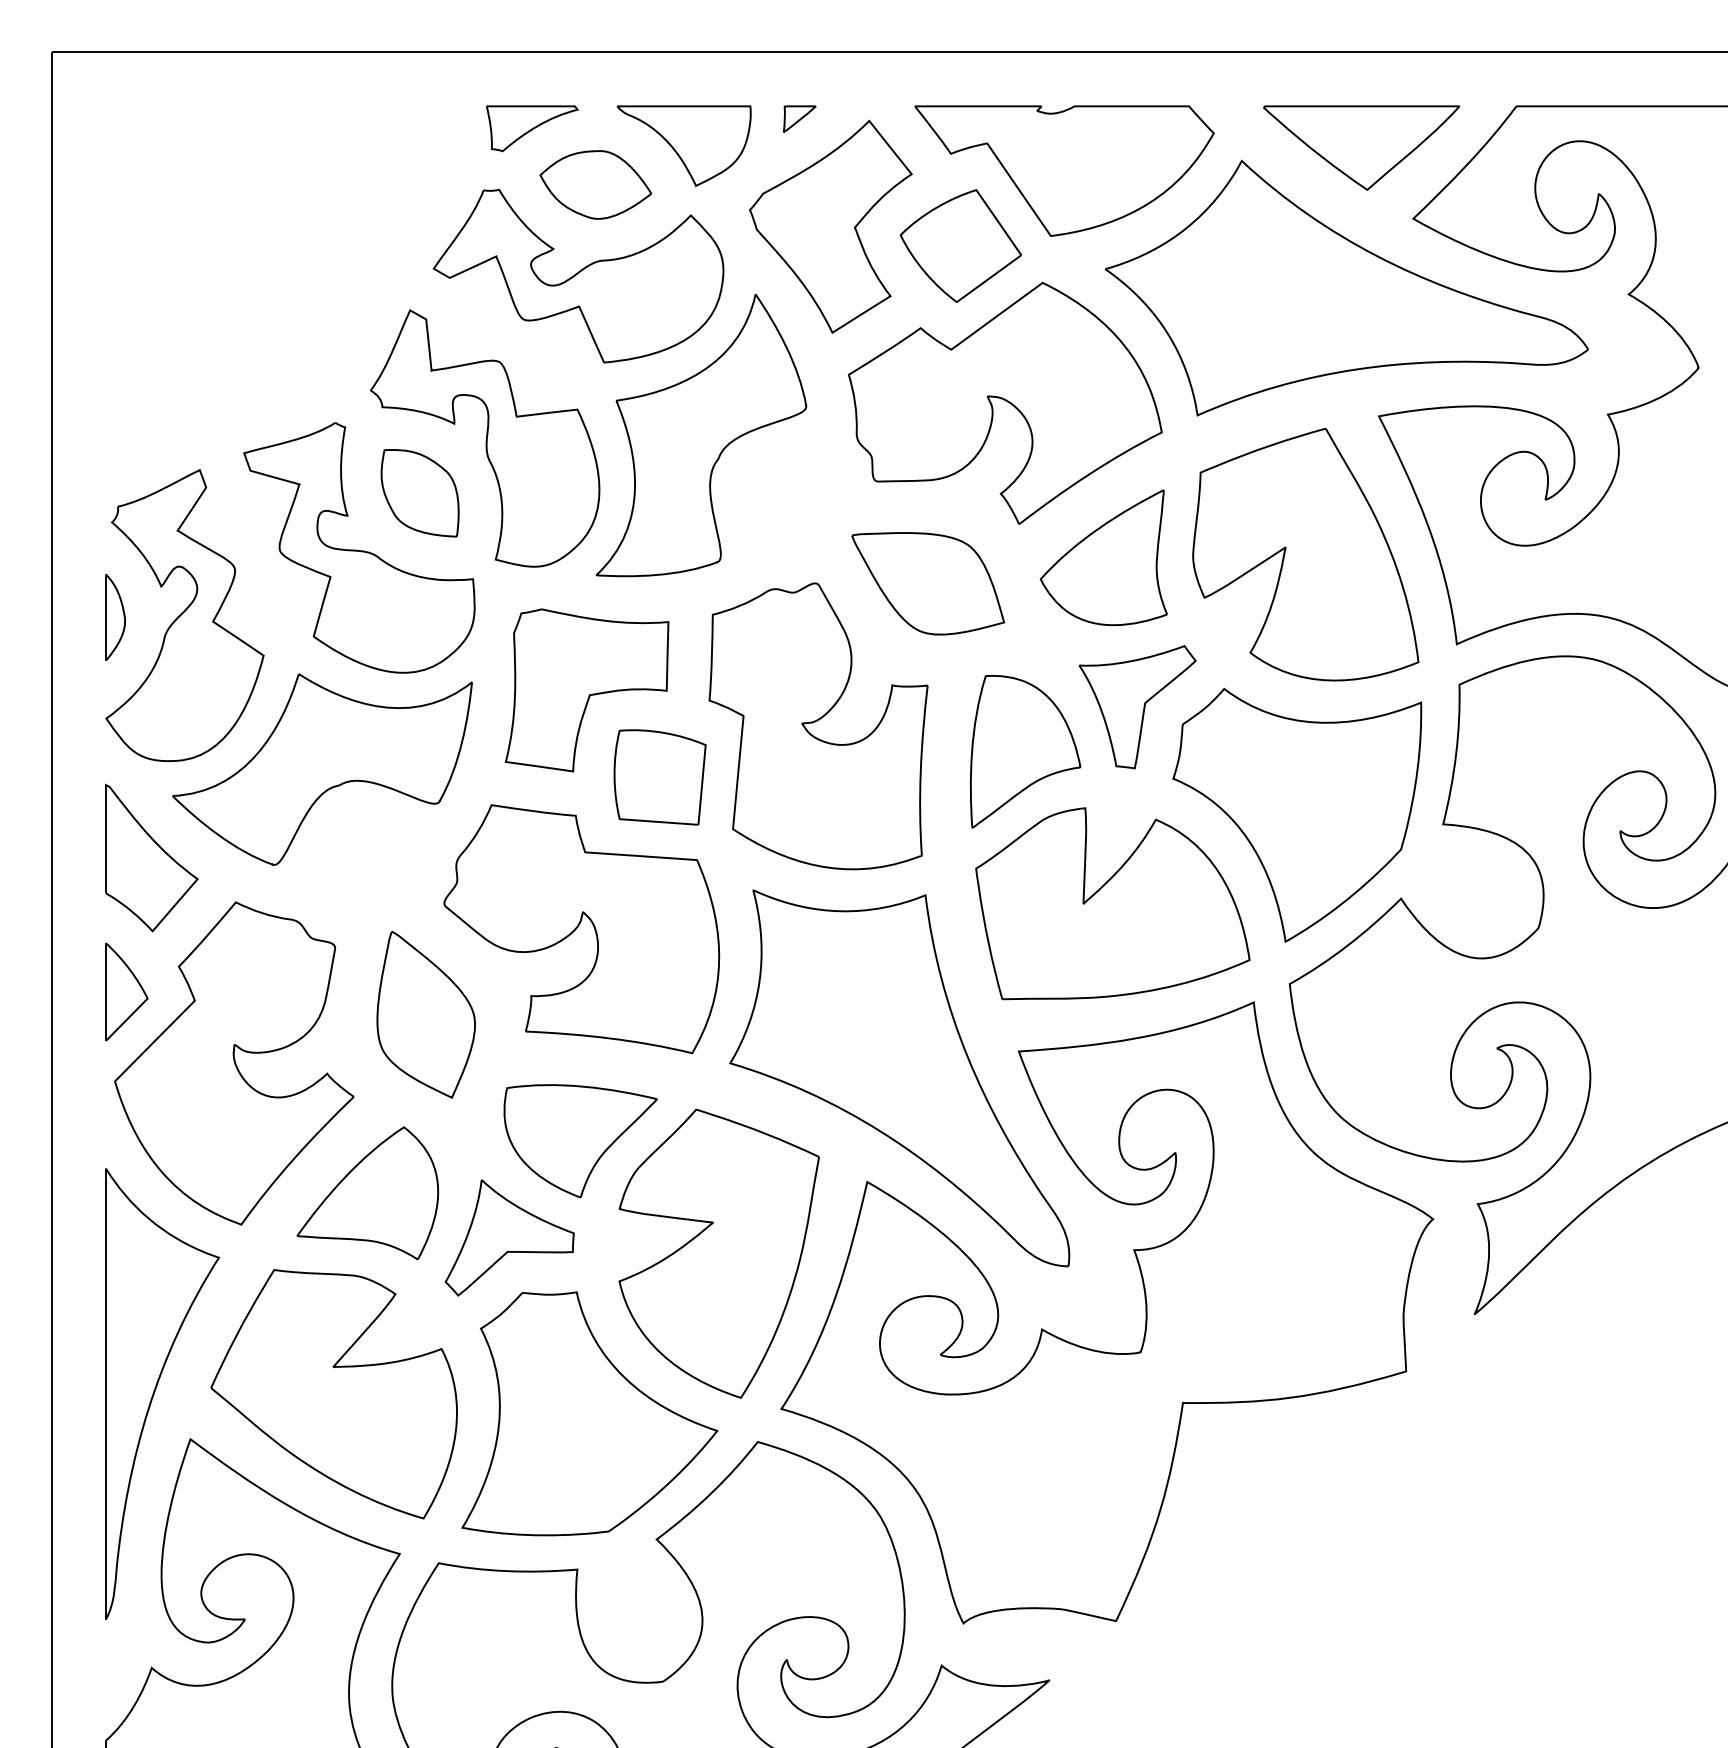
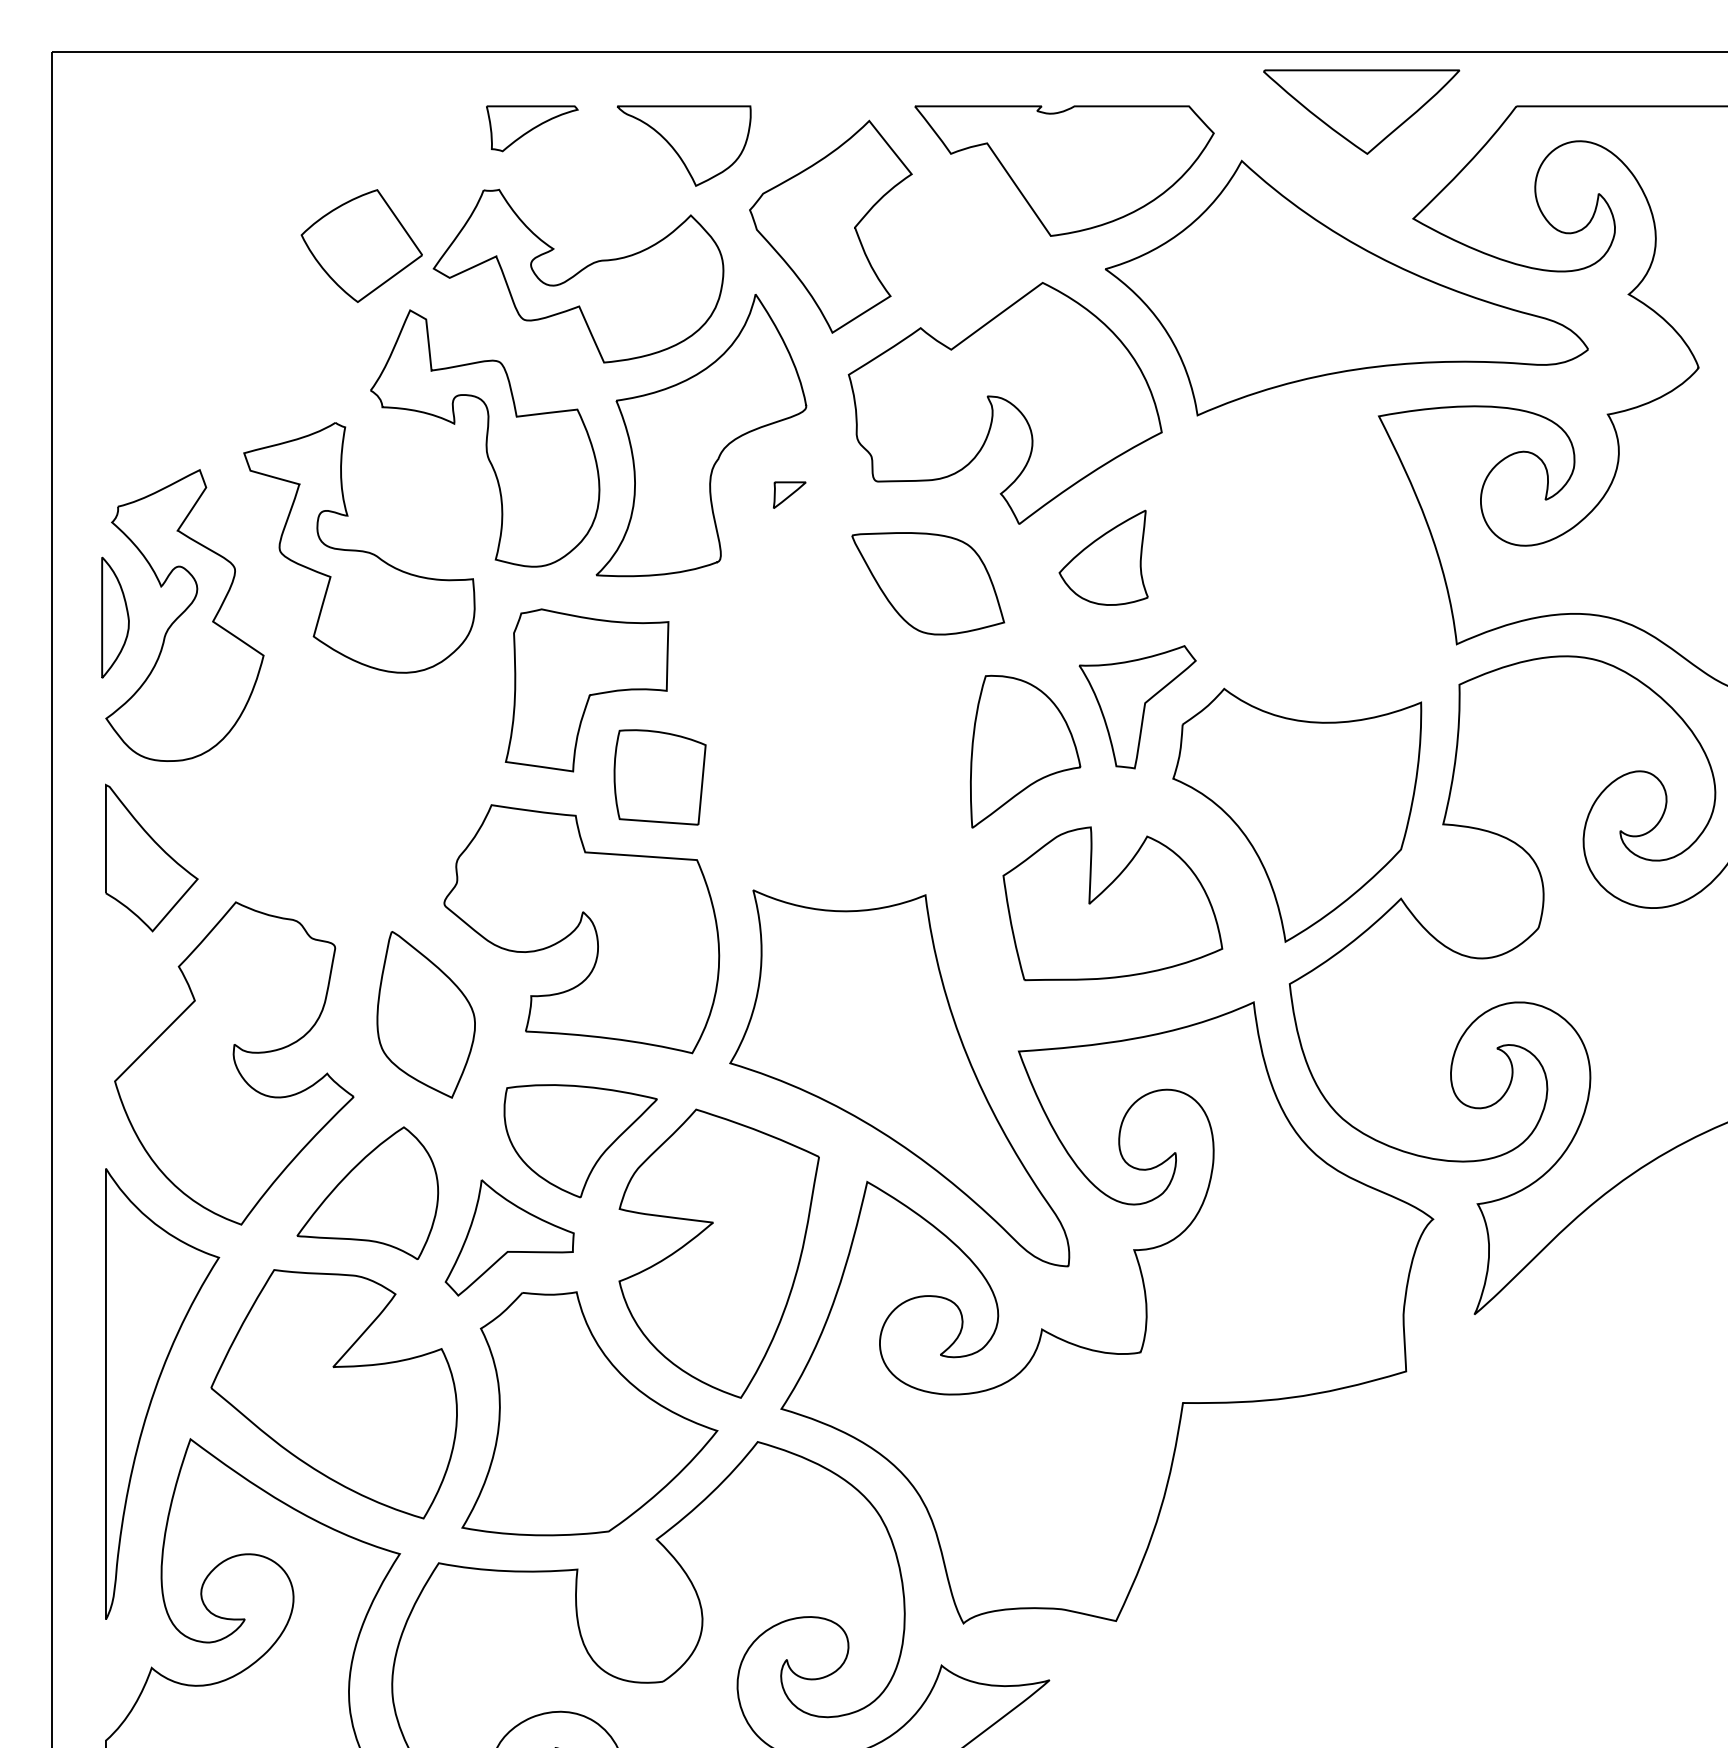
part position: (799, 118) -> (789, 494) (789, 494)
part position: (1361, 147) -> (1361, 111) (1361, 111)
part: present -> none (595, 184)
part position: (960, 245) -> (361, 245) (361, 245)
part: present -> none (419, 493)
part: present -> none (1305, 554)
part size: 129x138 px -> 91x97 px (1103, 557)
part size: 21x88 px -> 29x123 px (115, 617)
part: present -> none (818, 726)
part: present -> none (322, 769)
part size: 276x194 px -> 222x156 px (1112, 903)
part: present -> none (126, 991)
